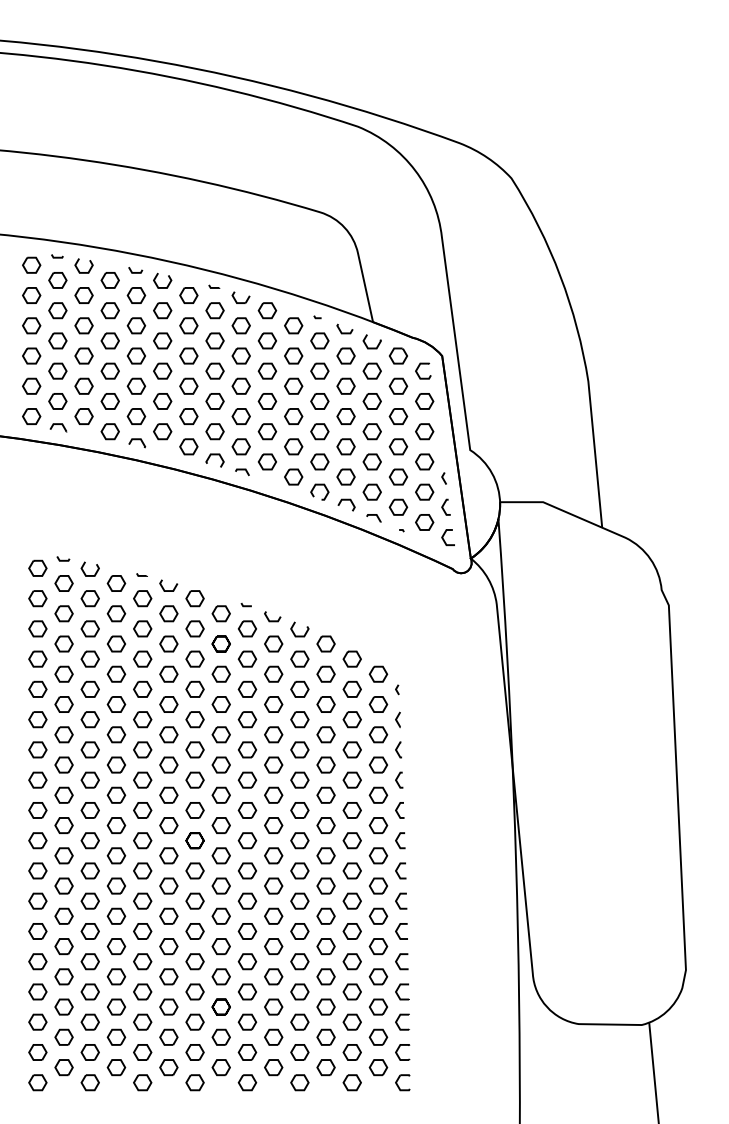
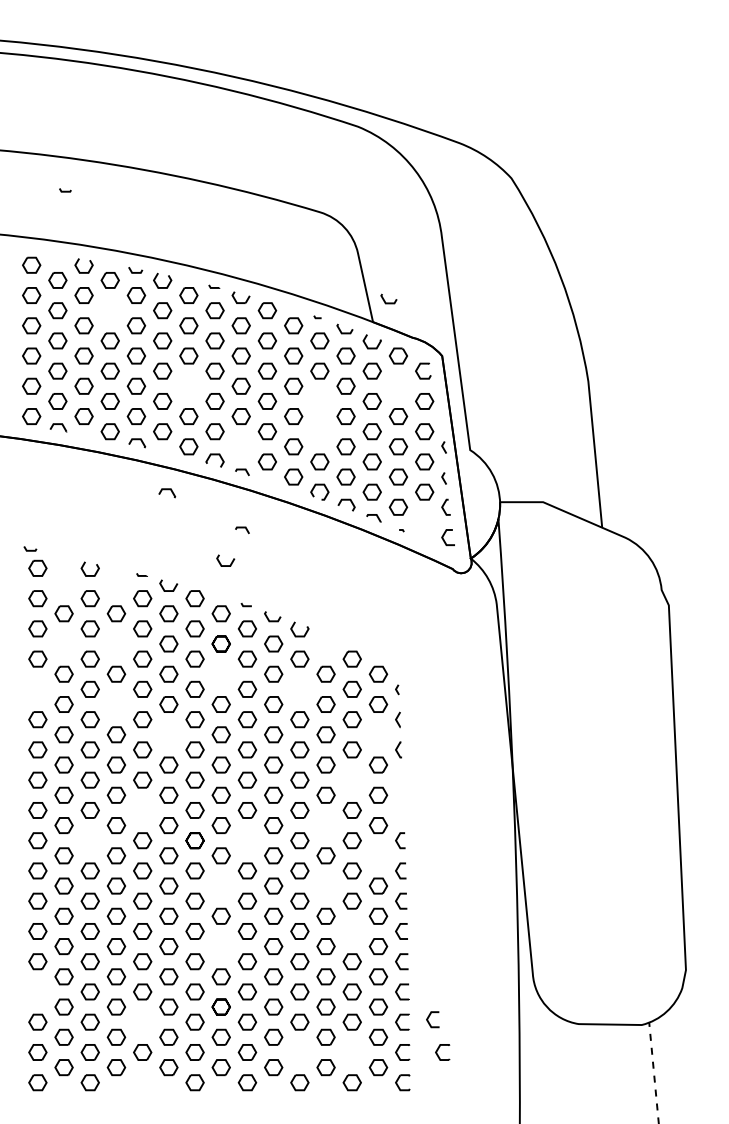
line position: (57, 256) -> (65, 190) (65, 190)
line: none -> present (385, 300)
part: present -> none (109, 310)
part: present -> none (188, 385)
part: present -> none (398, 385)
part: present -> none (319, 401)
part: present -> none (319, 431)
part: present -> none (240, 446)
line: none -> present (443, 447)
line: none -> present (167, 490)
part: present -> none (424, 522)
line: none -> present (242, 528)
line position: (63, 559) -> (30, 549) (30, 549)
line: none -> present (221, 563)
part: present -> none (63, 583)
part: present -> none (116, 583)
part: present -> none (63, 643)
part: present -> none (116, 643)
part: present -> none (325, 643)
part: present -> none (220, 673)
part: present -> none (37, 688)
part: present -> none (299, 688)
part: present -> none (116, 704)
part: present -> none (168, 734)
part: present -> none (378, 734)
part: present -> none (351, 779)
line: present -> none (397, 779)
part: present -> none (142, 810)
line: present -> none (397, 810)
part: present -> none (325, 825)
part: present -> none (89, 840)
part: present -> none (247, 840)
part: present -> none (378, 855)
part: present -> none (220, 885)
part: present -> none (325, 885)
part: present -> none (351, 931)
part: present -> none (220, 946)
part: present -> none (37, 991)
line: none -> present (429, 1017)
part: present -> none (142, 1021)
part: present -> none (299, 1052)
part: present -> none (351, 1052)
part: none -> present (442, 1052)
line: solid -> dashed (653, 1072)
part: present -> none (142, 1082)
